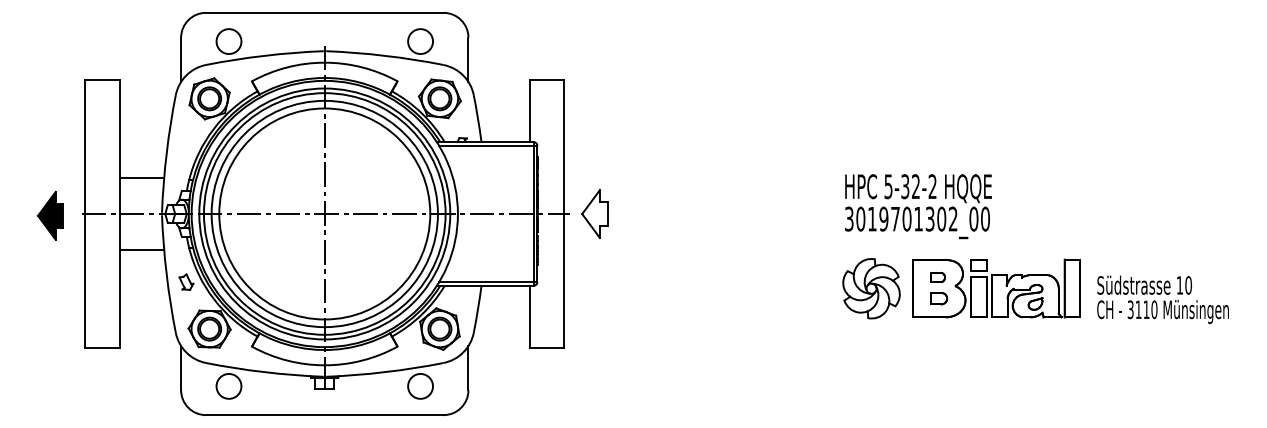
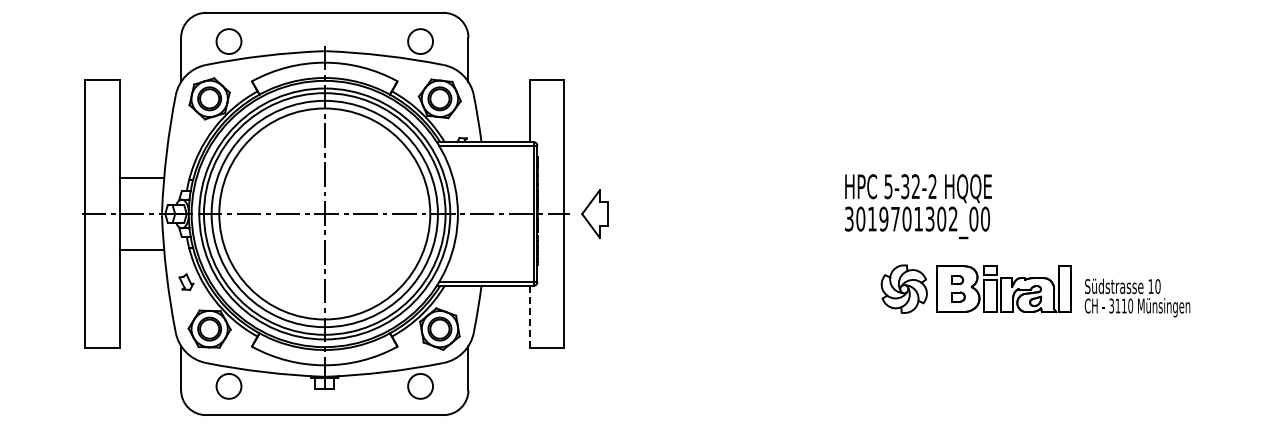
part: present -> none (49, 215)
part size: 387x66 px -> 311x54 px (1035, 290)
line: solid -> dashed (529, 316)
